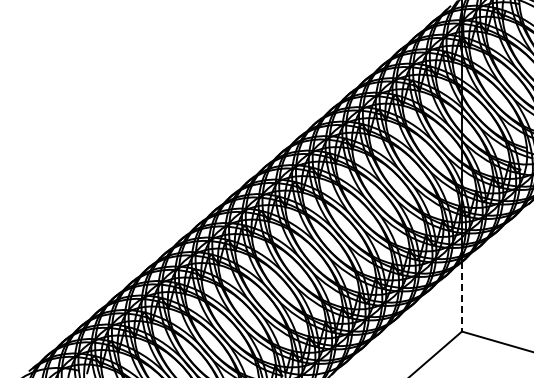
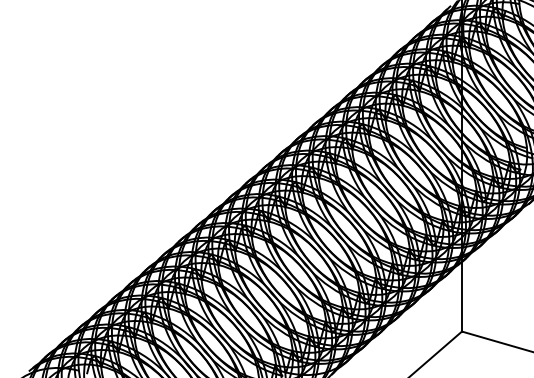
line: dashed -> solid (461, 296)
